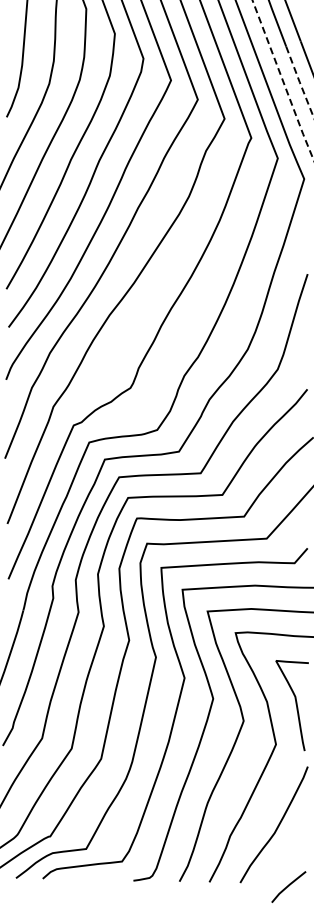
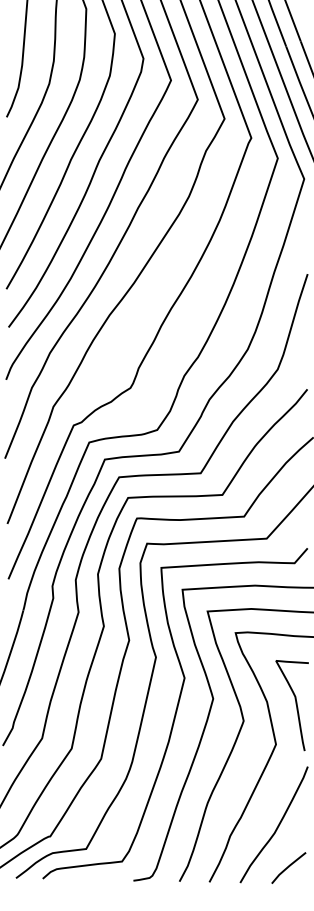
line: dashed -> solid (283, 81)
line: dashed -> solid (299, 82)
line position: (288, 886) -> (288, 867) (288, 867)
